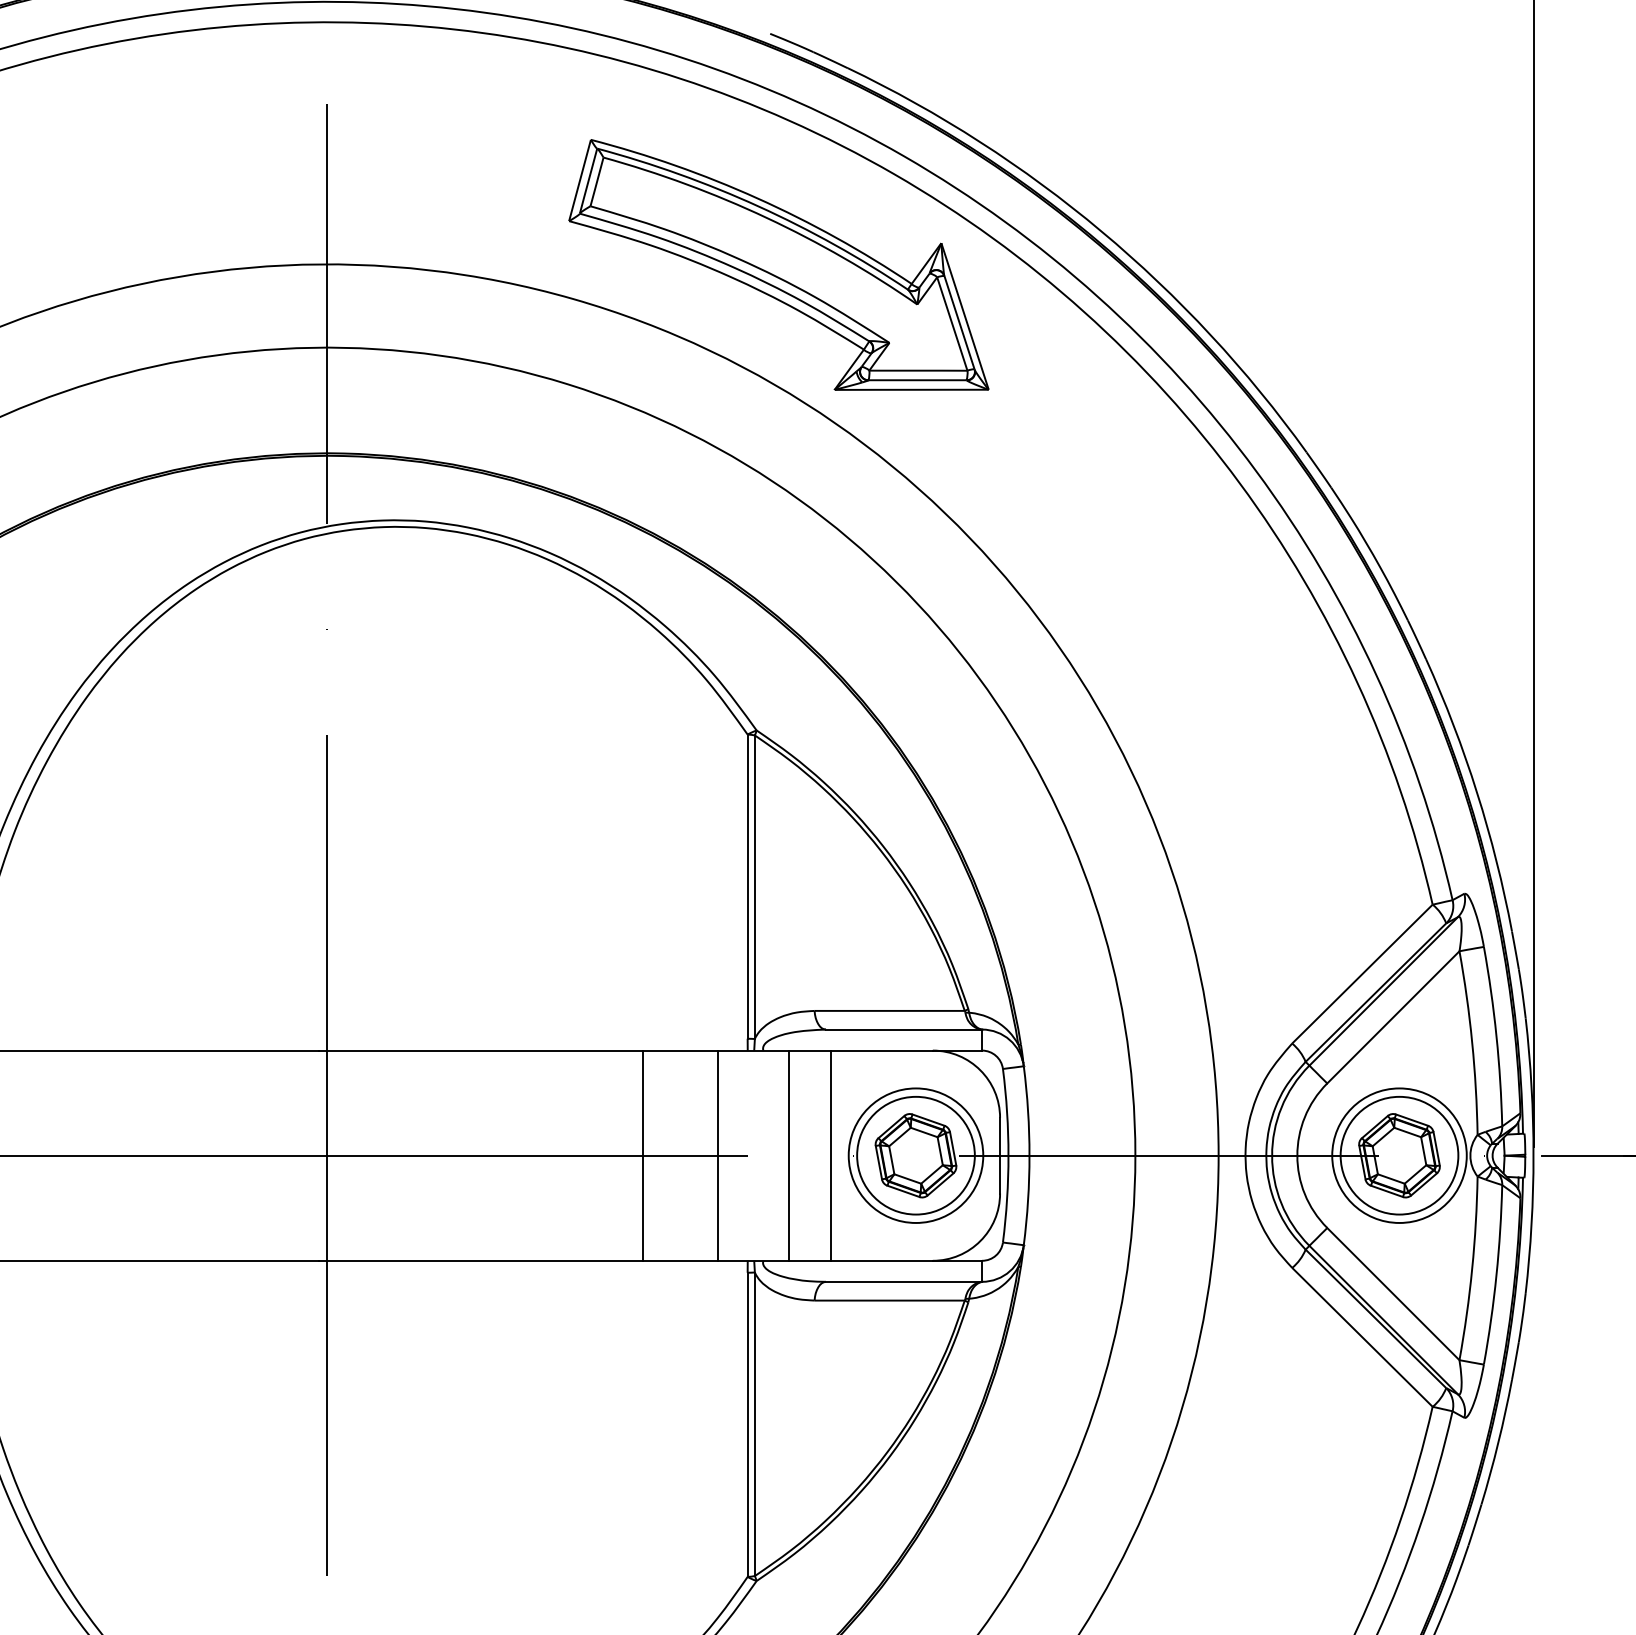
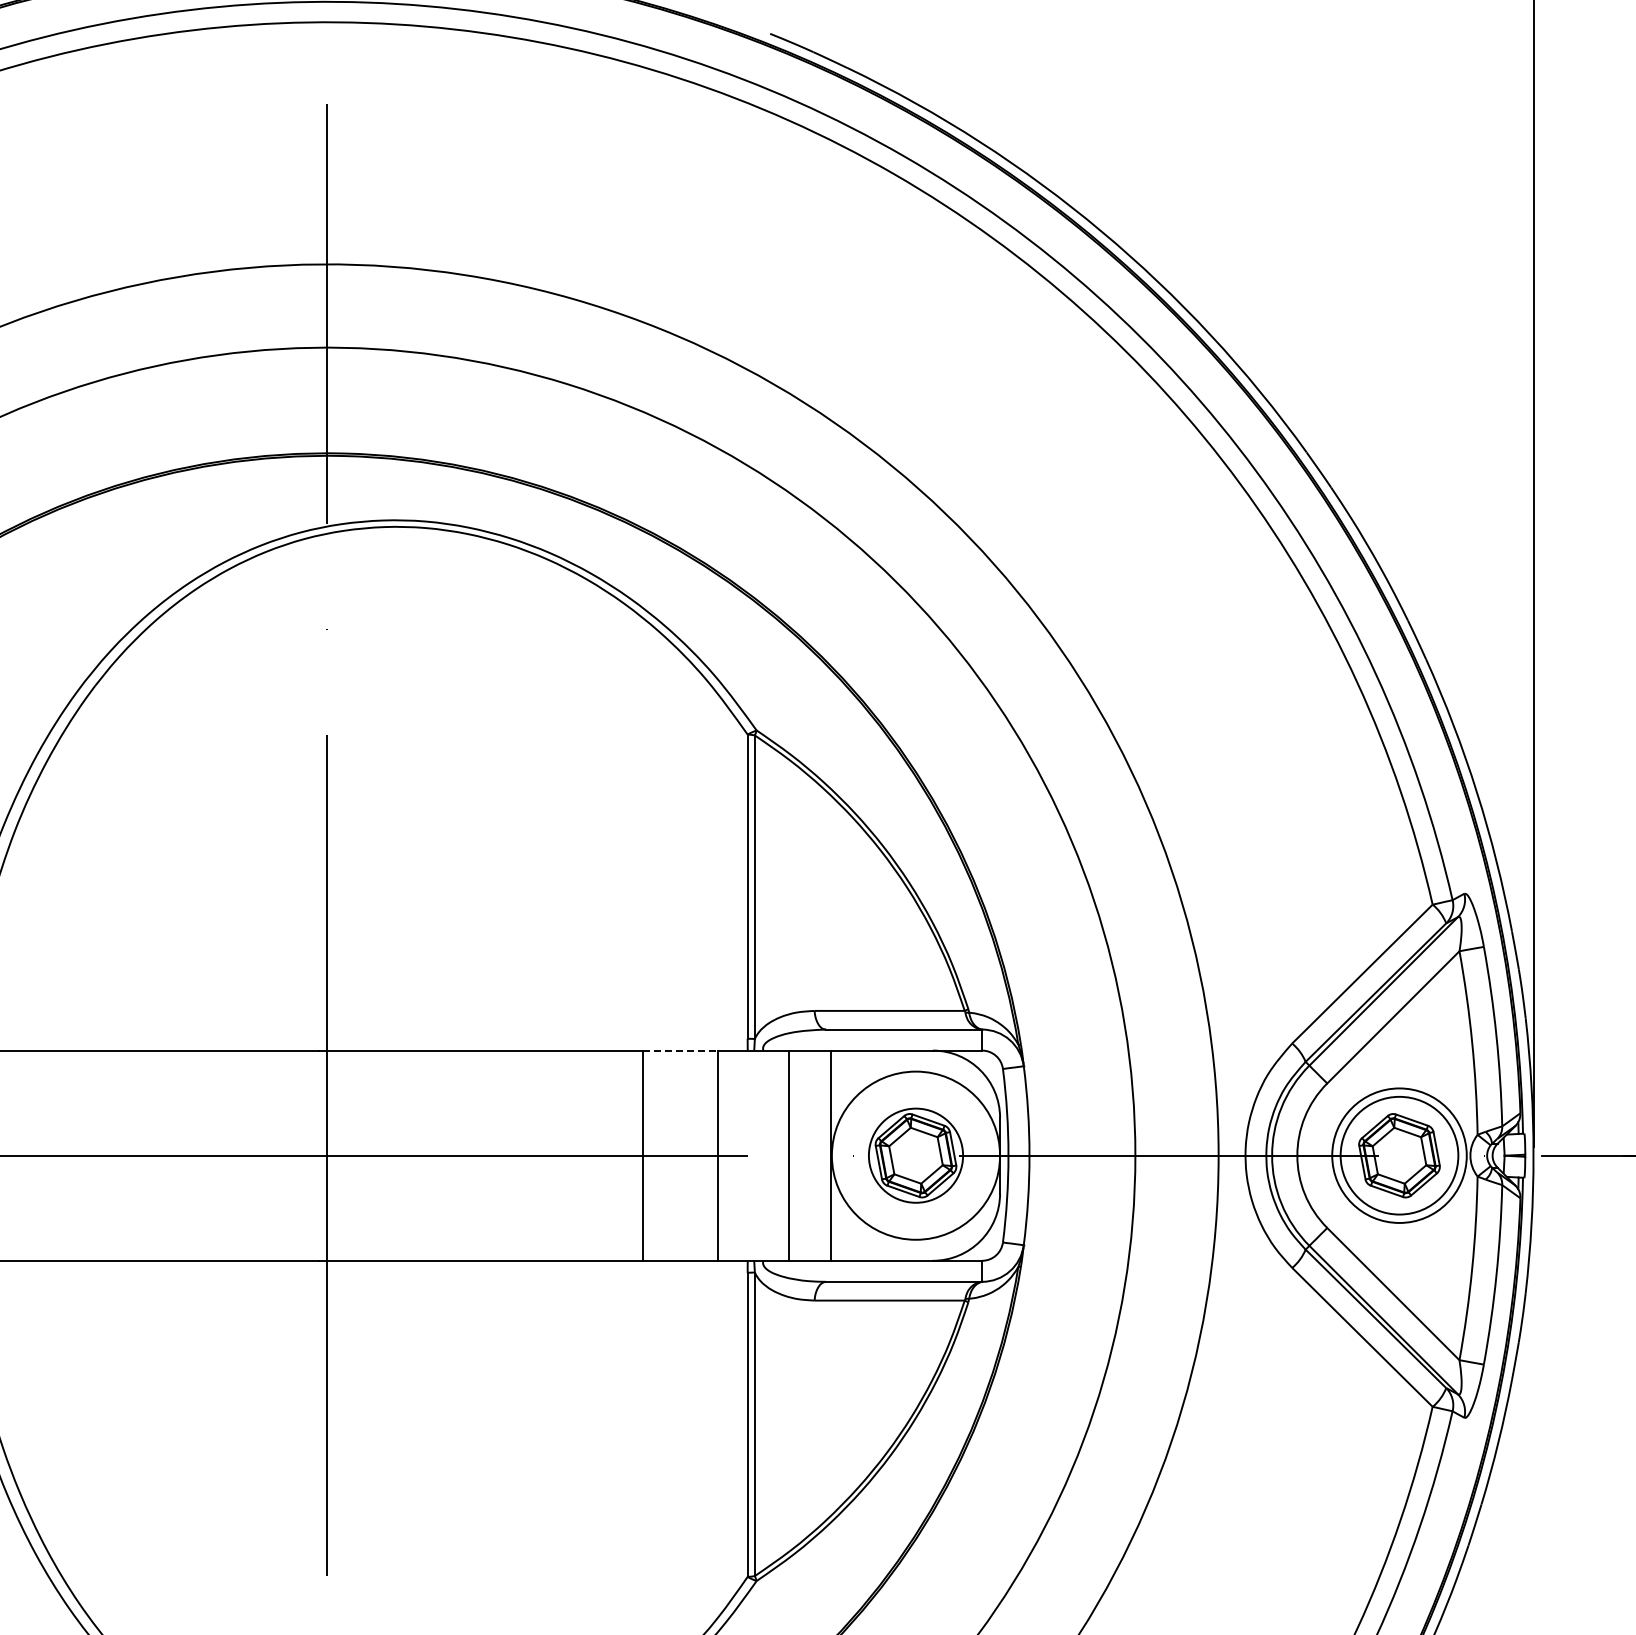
part: present -> none (778, 264)
line: solid -> dashed (680, 1050)
circle diameter: 118 px -> 94 px (915, 1155)
circle diameter: 135 px -> 168 px (915, 1155)
